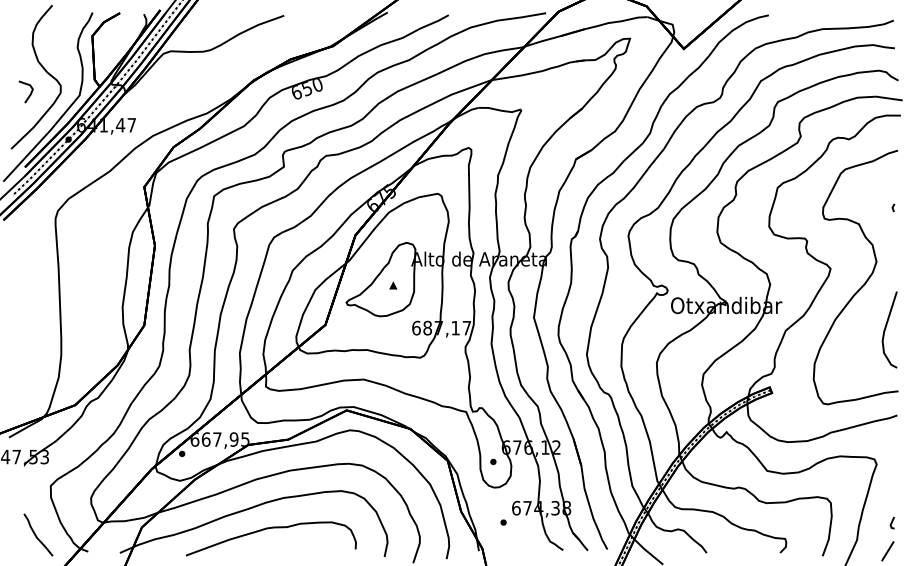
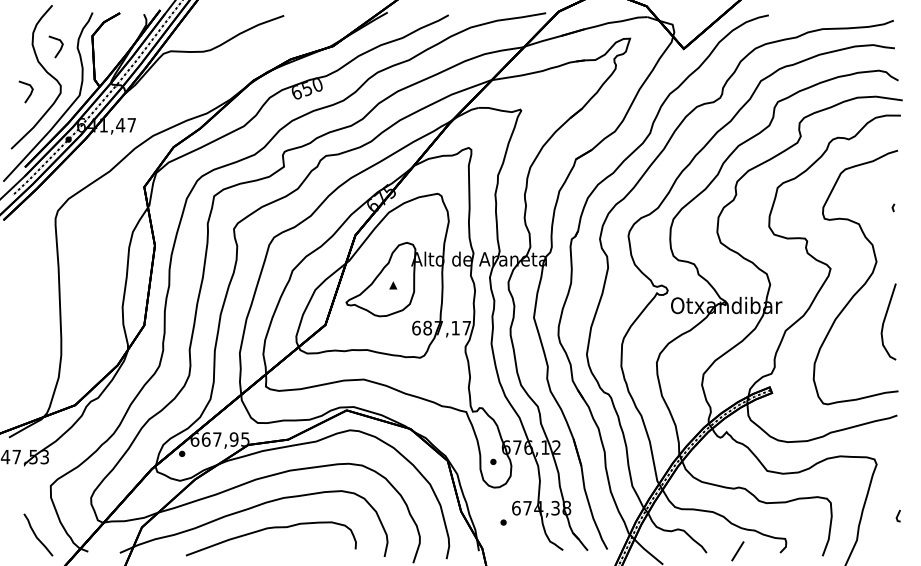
line: none -> present (59, 49)
curve position: (886, 328) -> (885, 320) (885, 320)
line position: (891, 522) -> (897, 515) (897, 515)
line position: (887, 551) -> (737, 551) (737, 551)
